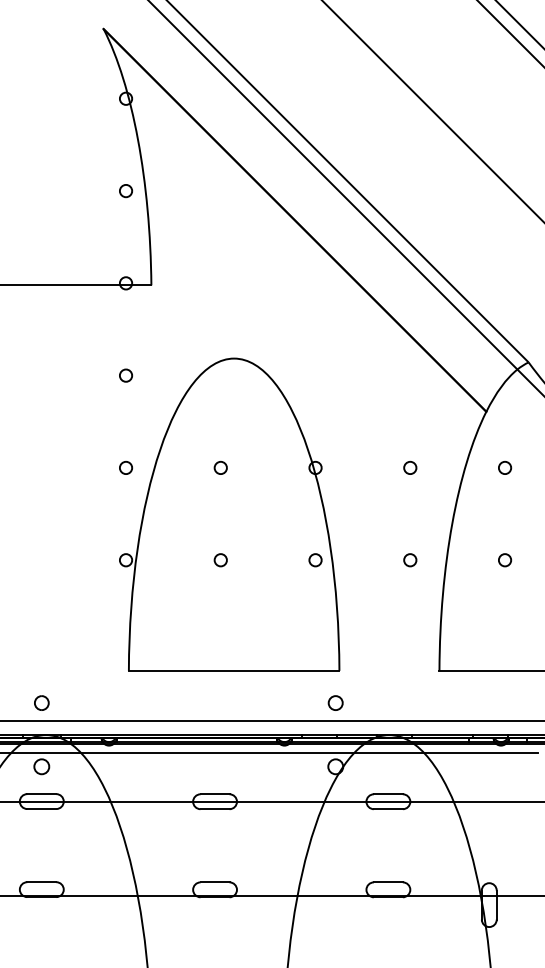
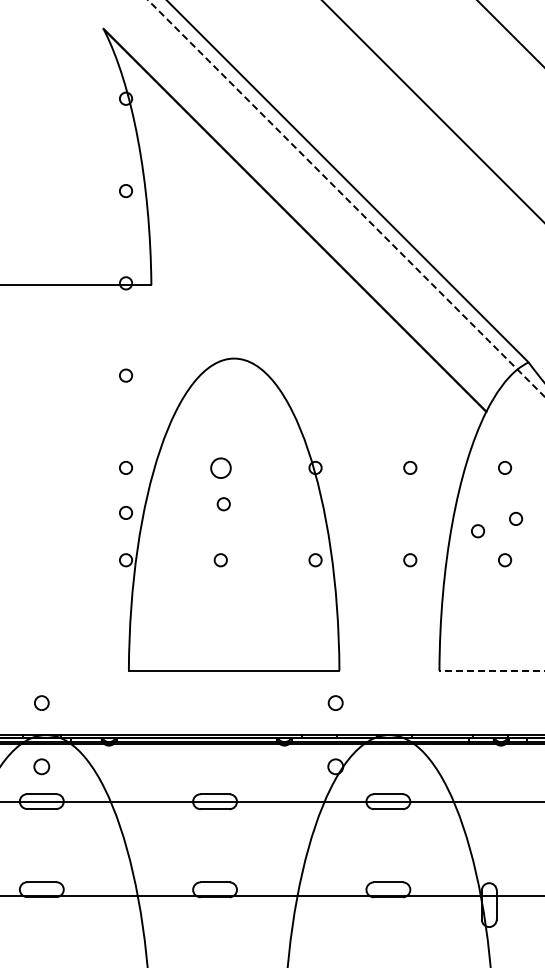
line: present -> none (519, 24)
line: solid -> dashed (346, 198)
circle size: 15x15 px -> 22x22 px (220, 467)
circle: none -> present (223, 504)
circle: none -> present (125, 512)
circle: none -> present (516, 518)
circle: none -> present (478, 531)
line: solid -> dashed (491, 670)
line: present -> none (271, 720)
line: present -> none (270, 752)
